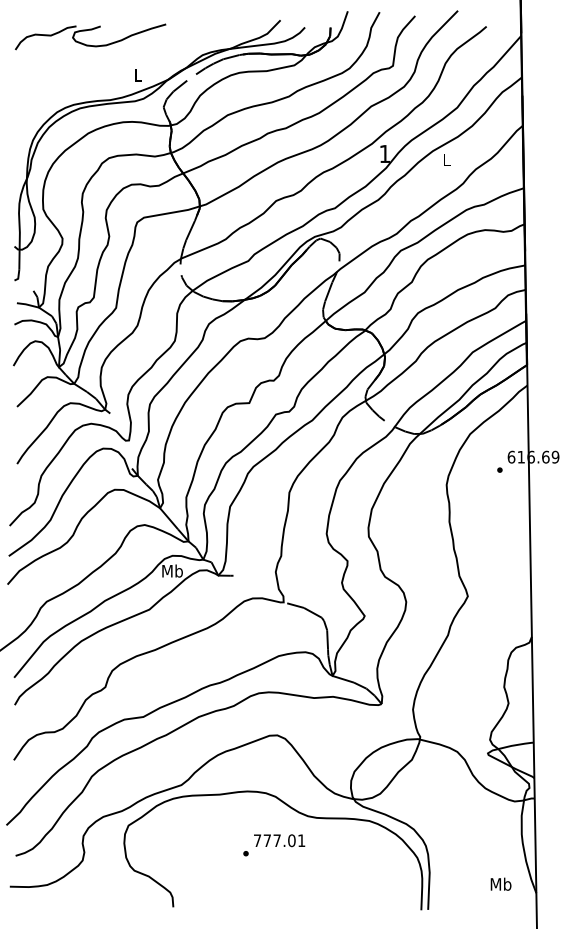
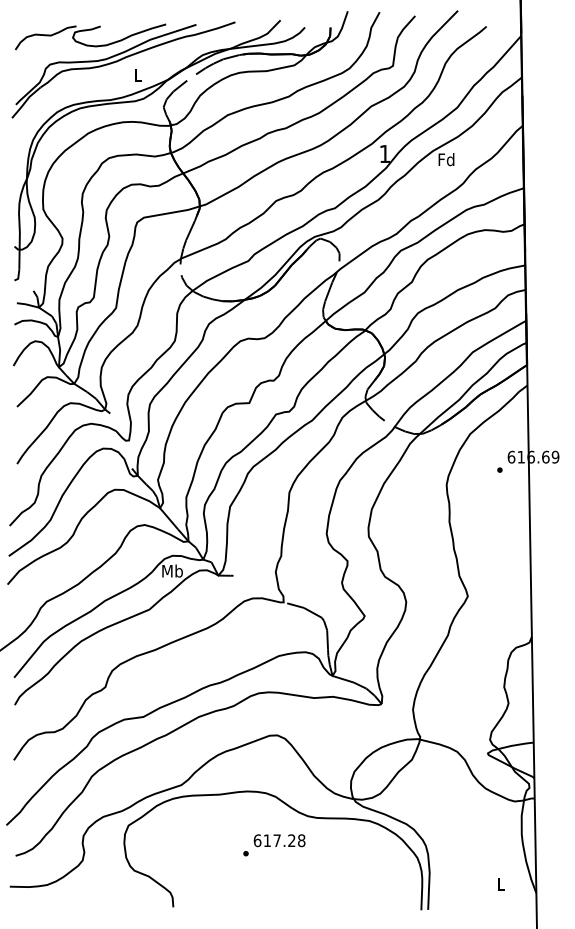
part: none -> present (119, 61)
text: L -> Fd (446, 159)
text: 777.01 -> 617.28 (279, 840)
text: Mb -> L (500, 883)
